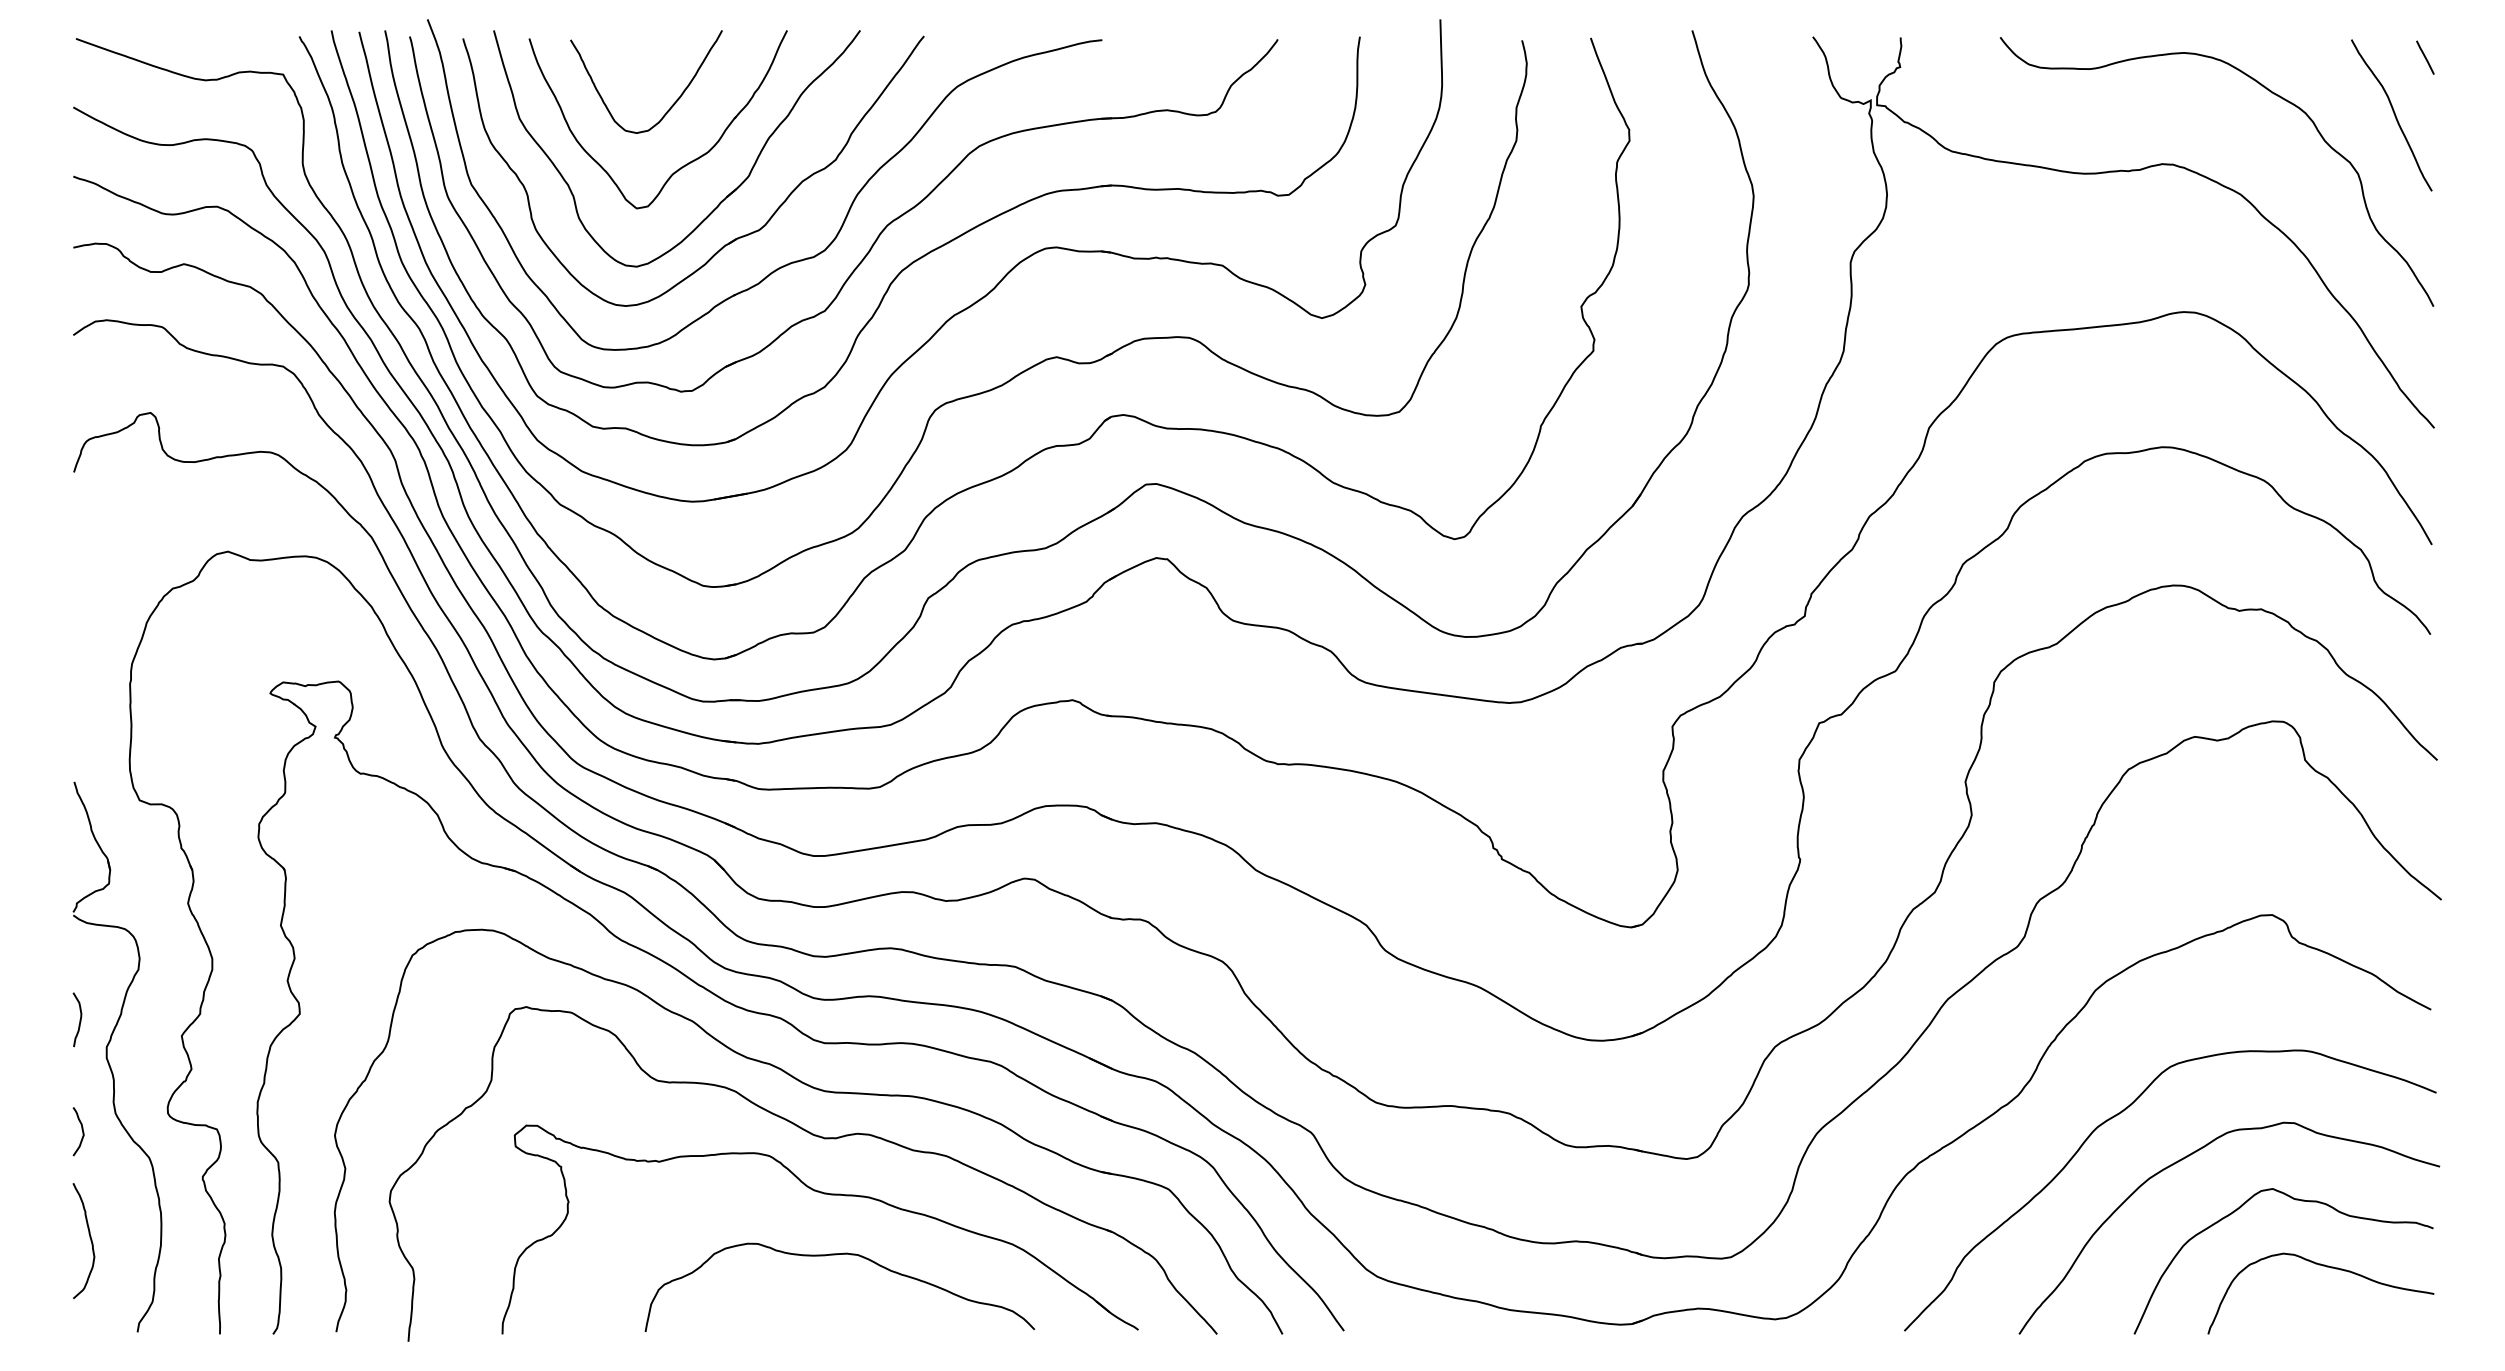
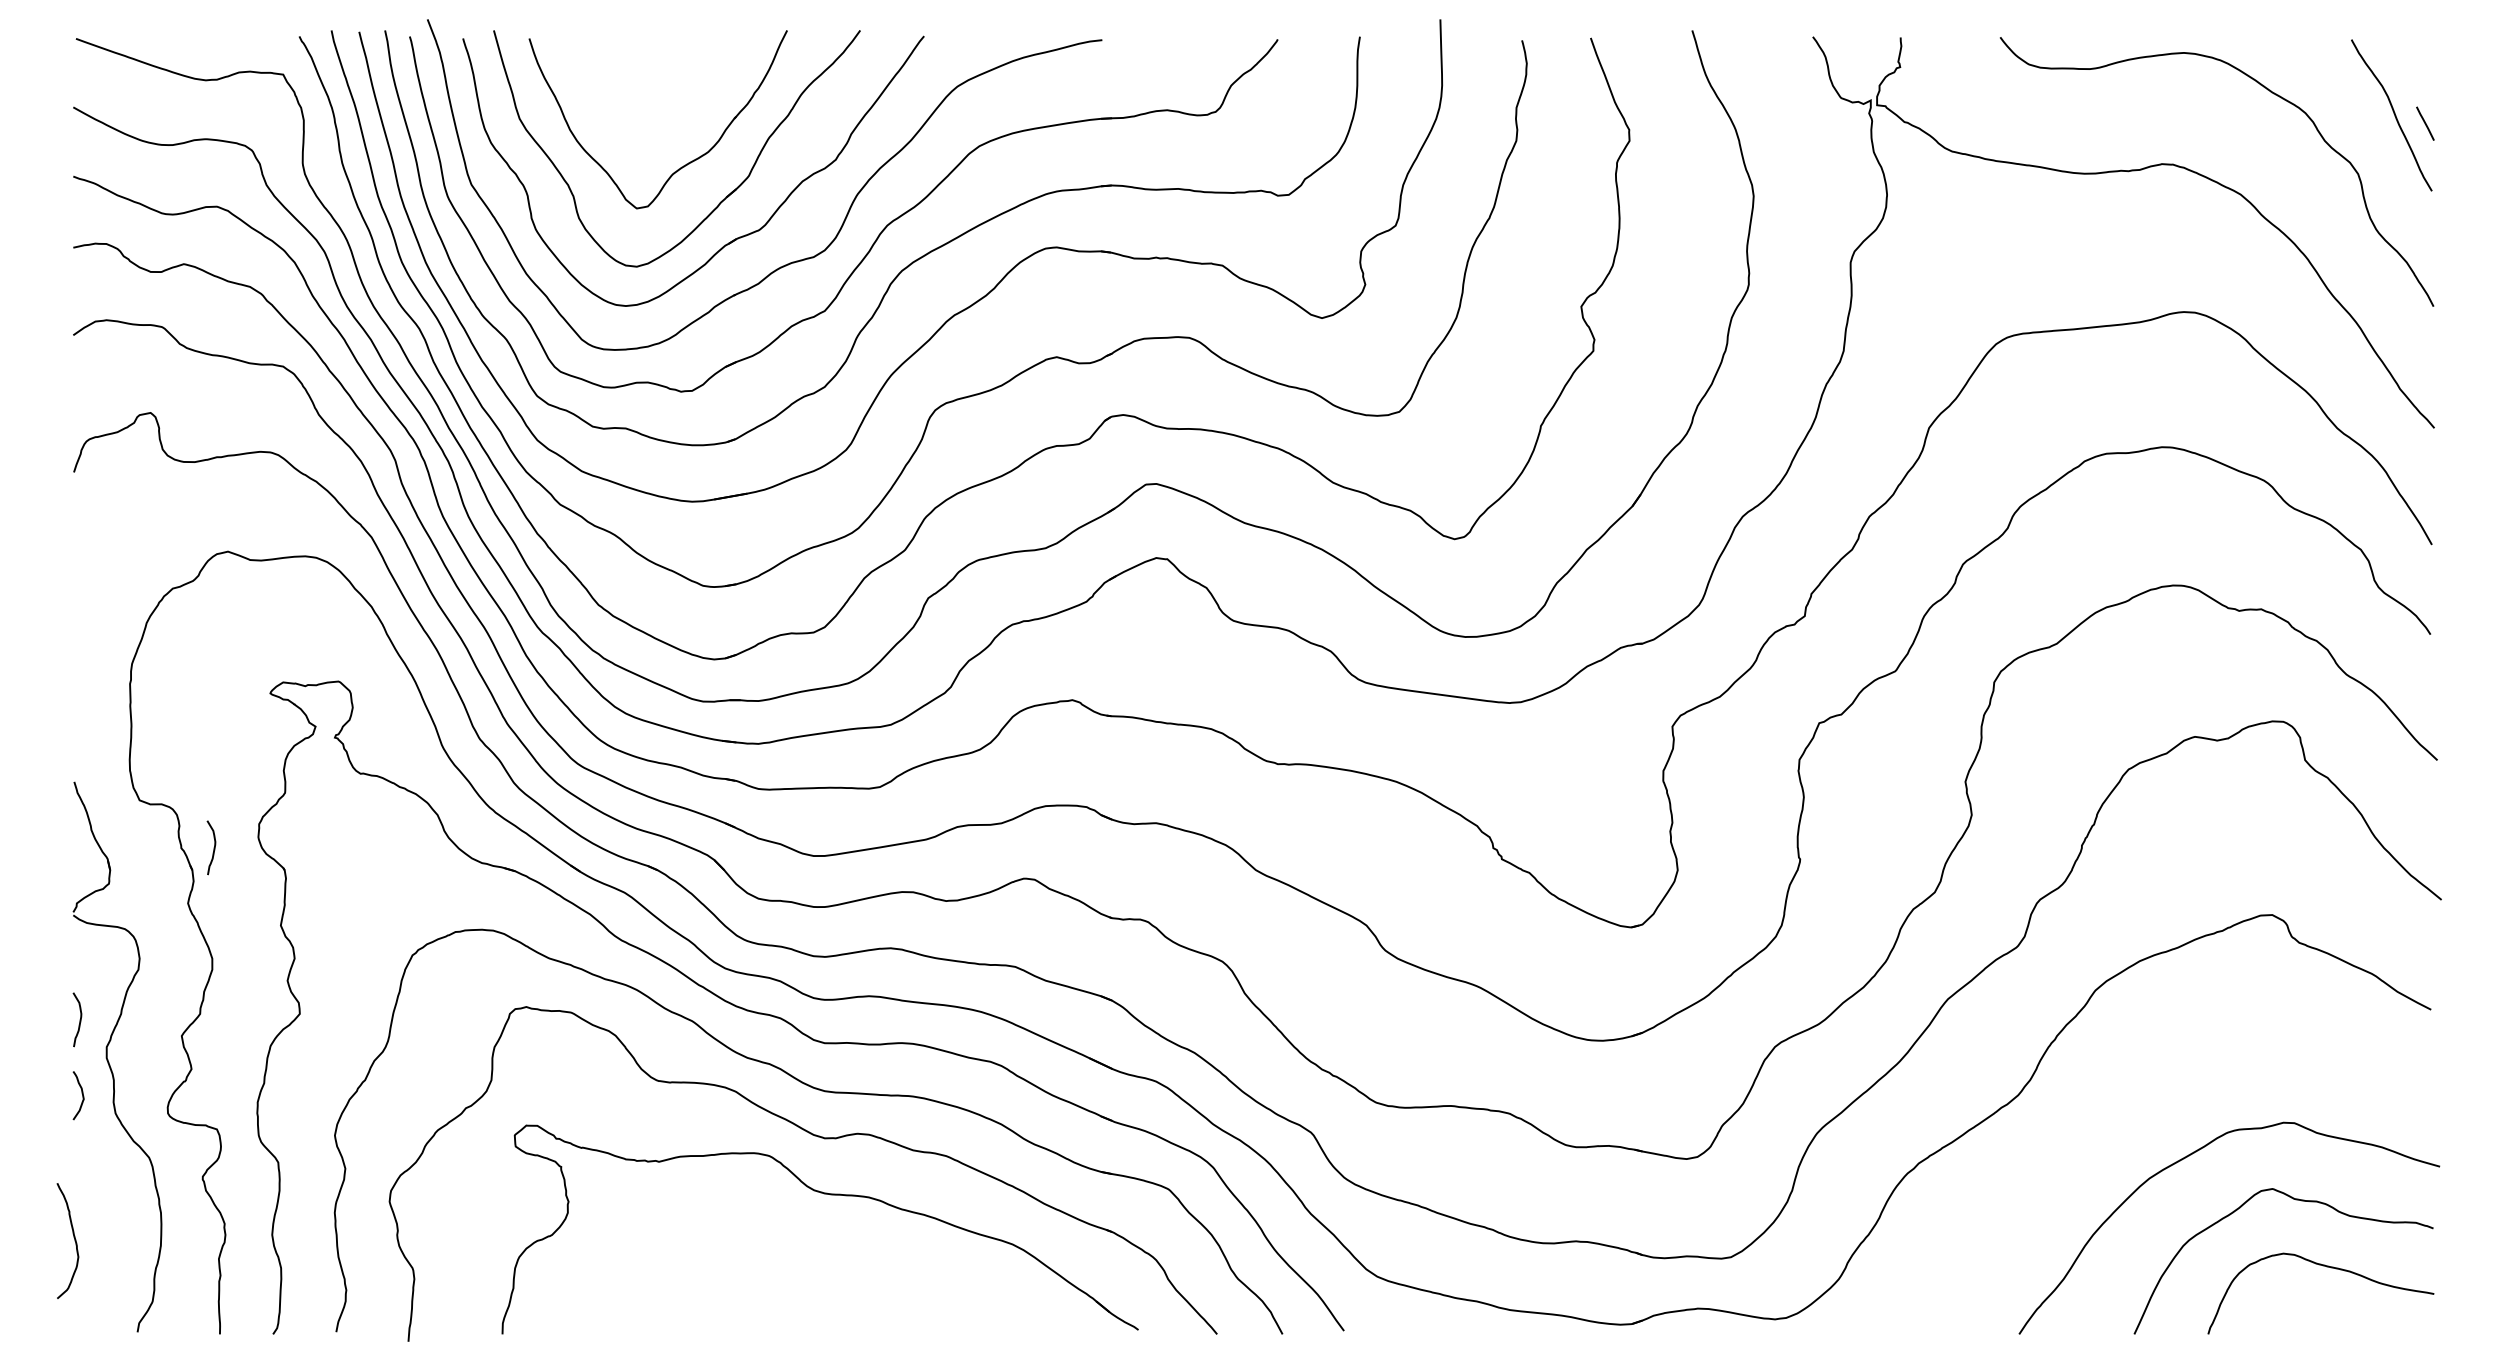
line position: (2425, 57) -> (2425, 123) (2425, 123)
curve: present -> none (671, 105)
curve: none -> present (213, 847)
curve: present -> none (2121, 1113)
curve position: (81, 1129) -> (81, 1093) (81, 1093)
curve position: (89, 1237) -> (73, 1237) (73, 1237)
curve: present -> none (836, 1255)
